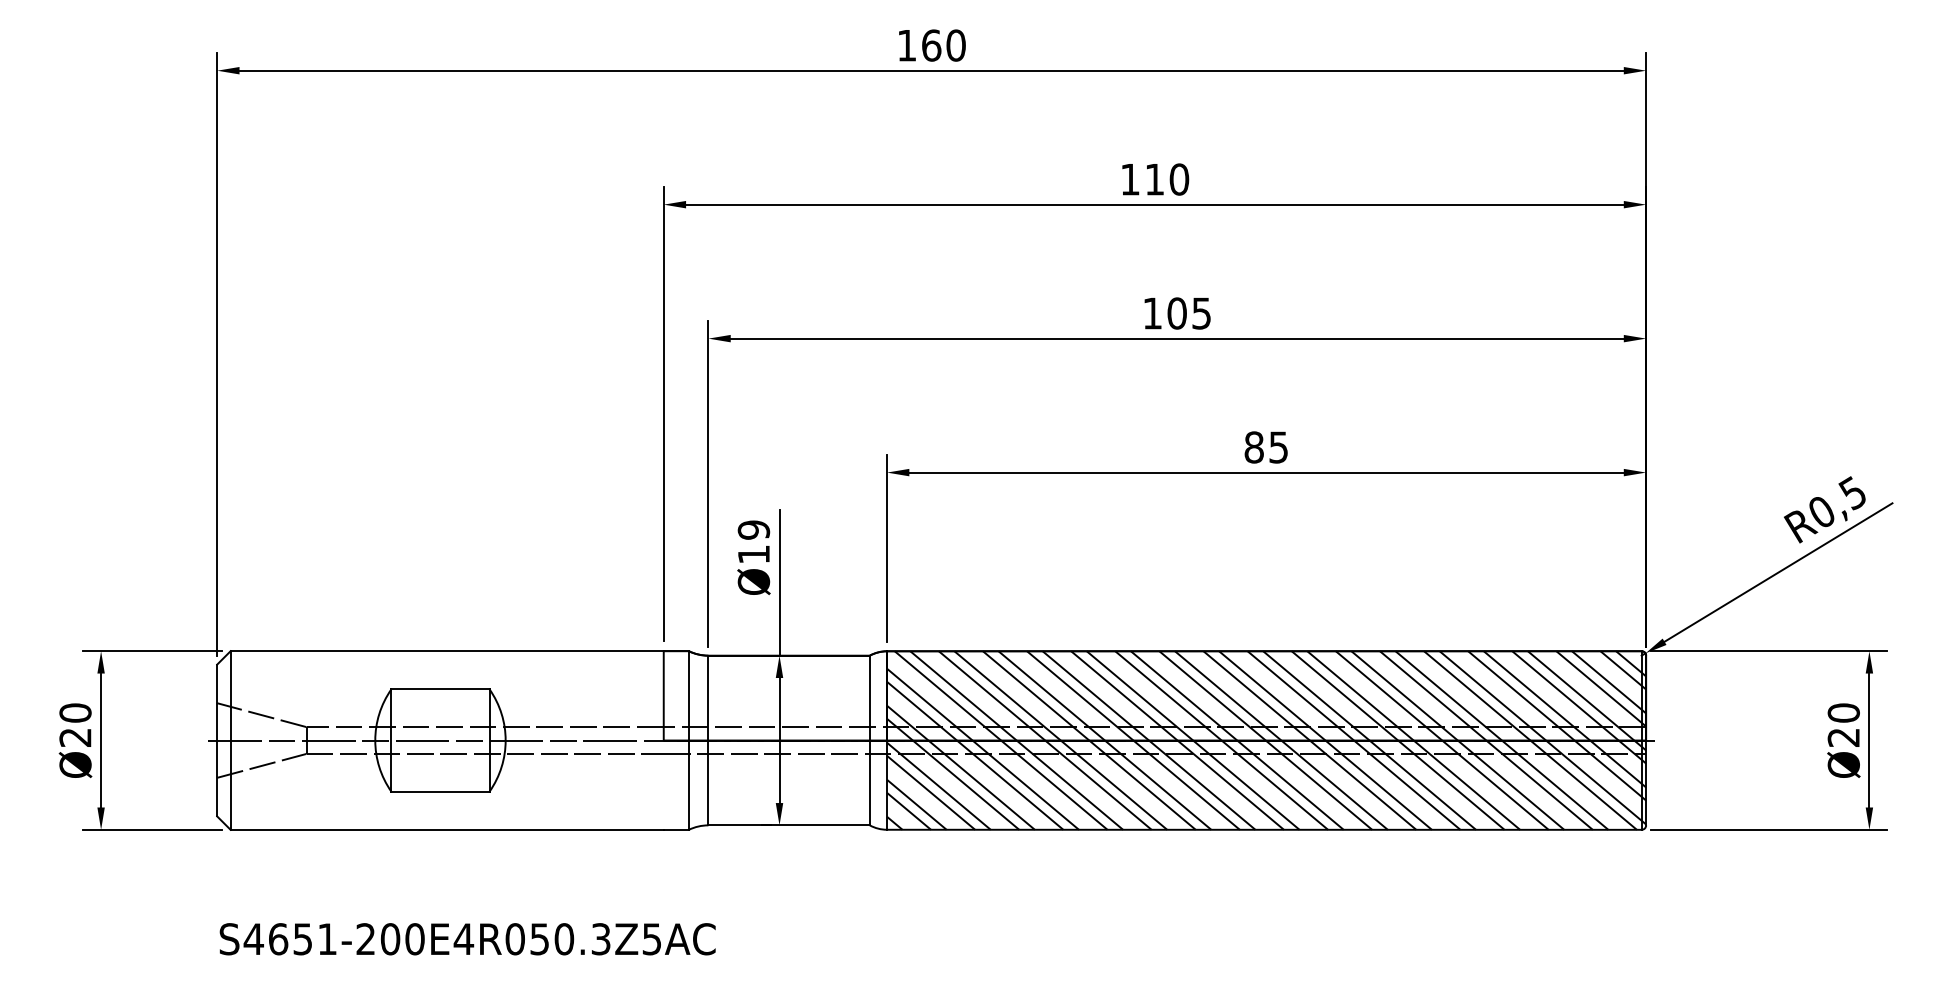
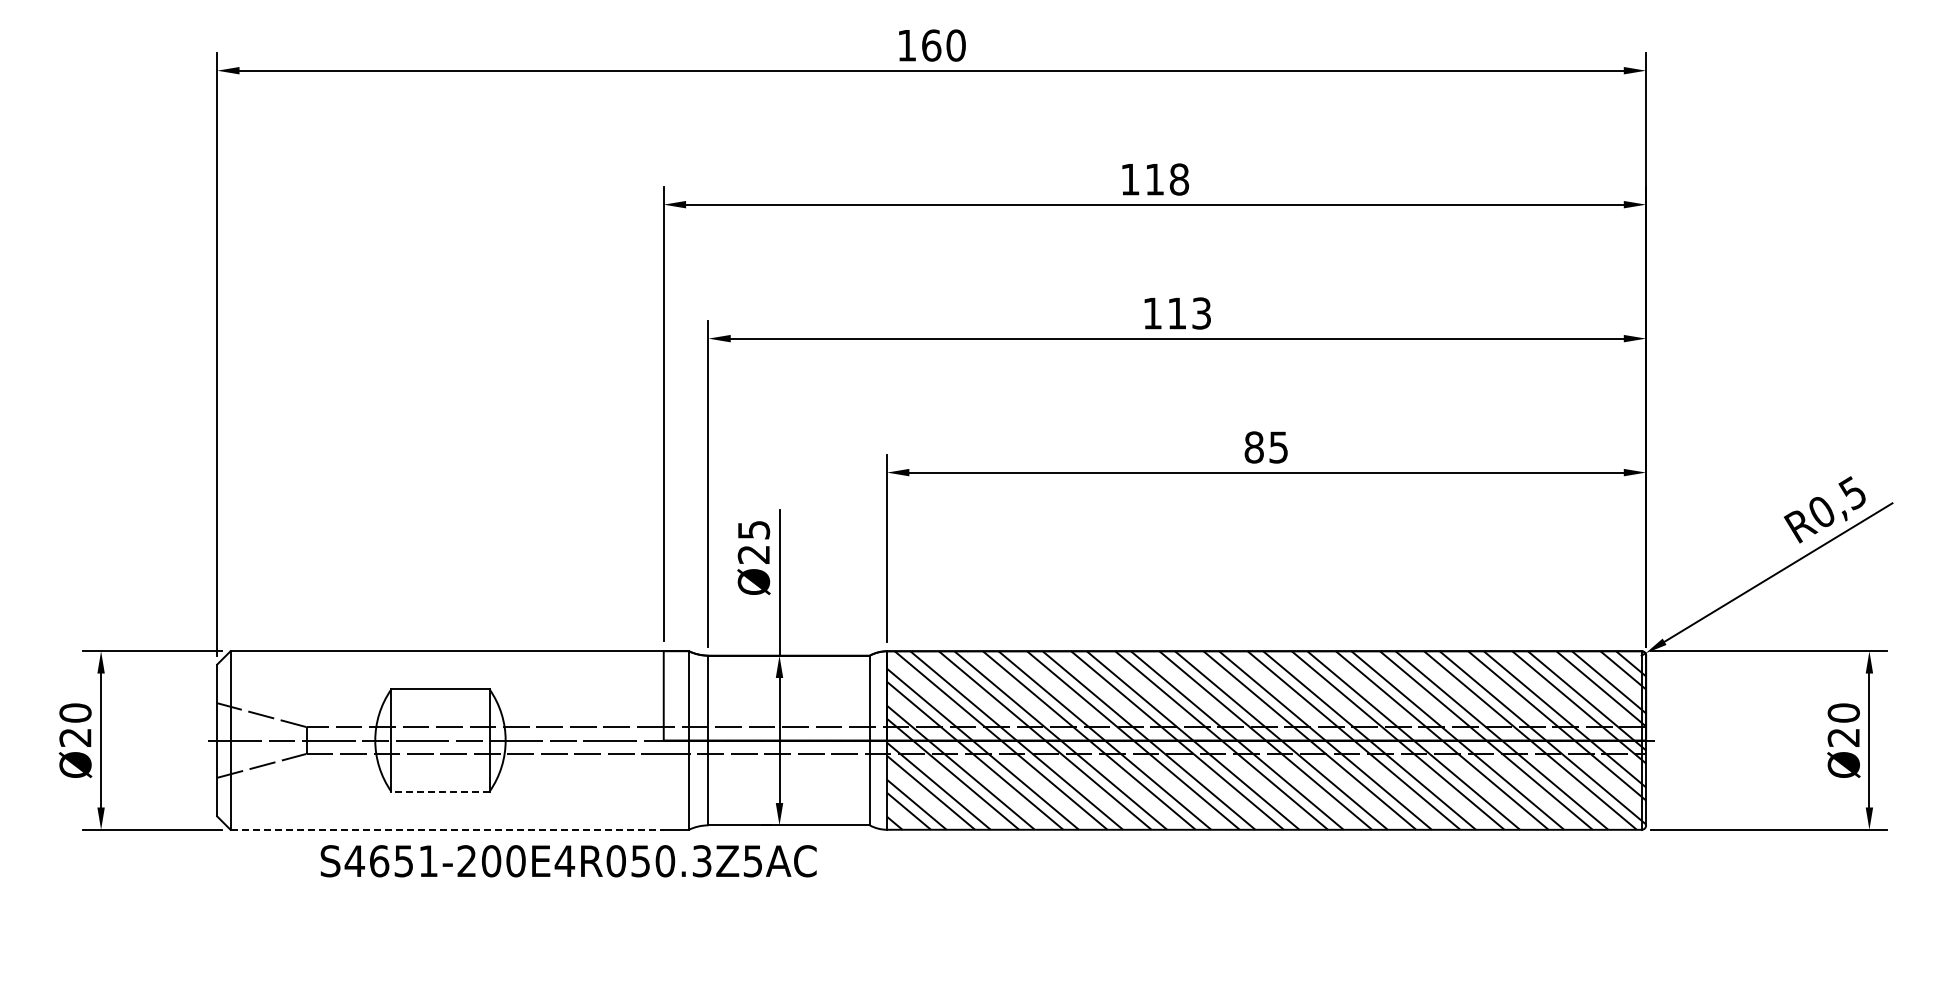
text: 110 -> 118 (1179, 179)
text: 105 -> 113 (1188, 313)
text: Ø19 -> Ø25 (753, 541)
line: solid -> dashed (439, 791)
line: solid -> dashed (447, 829)
text position: (467, 939) -> (568, 861) (568, 861)
